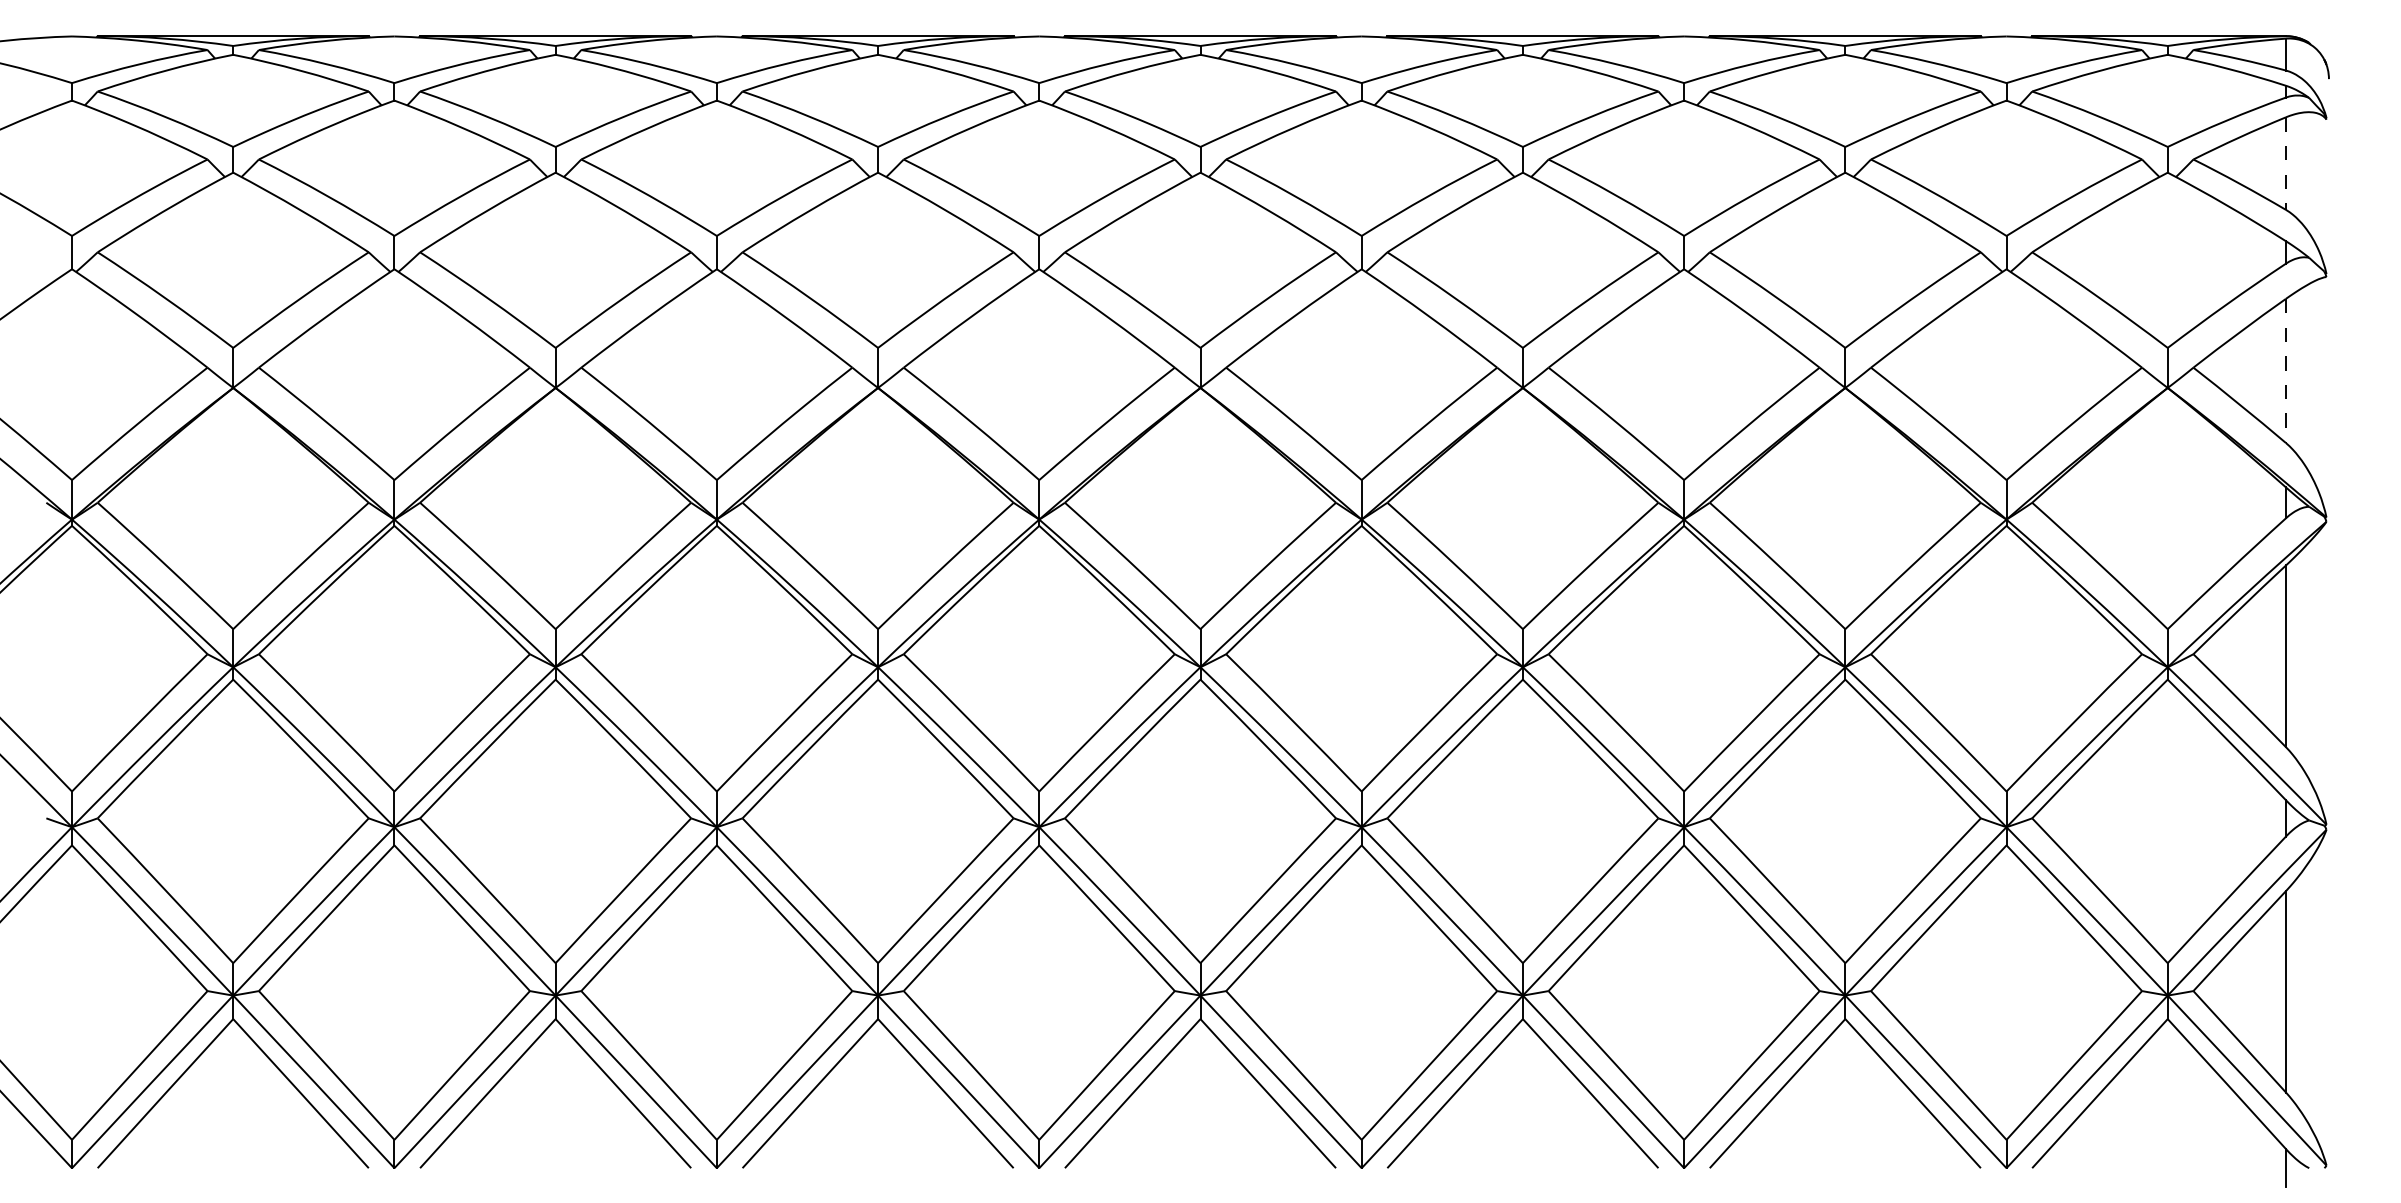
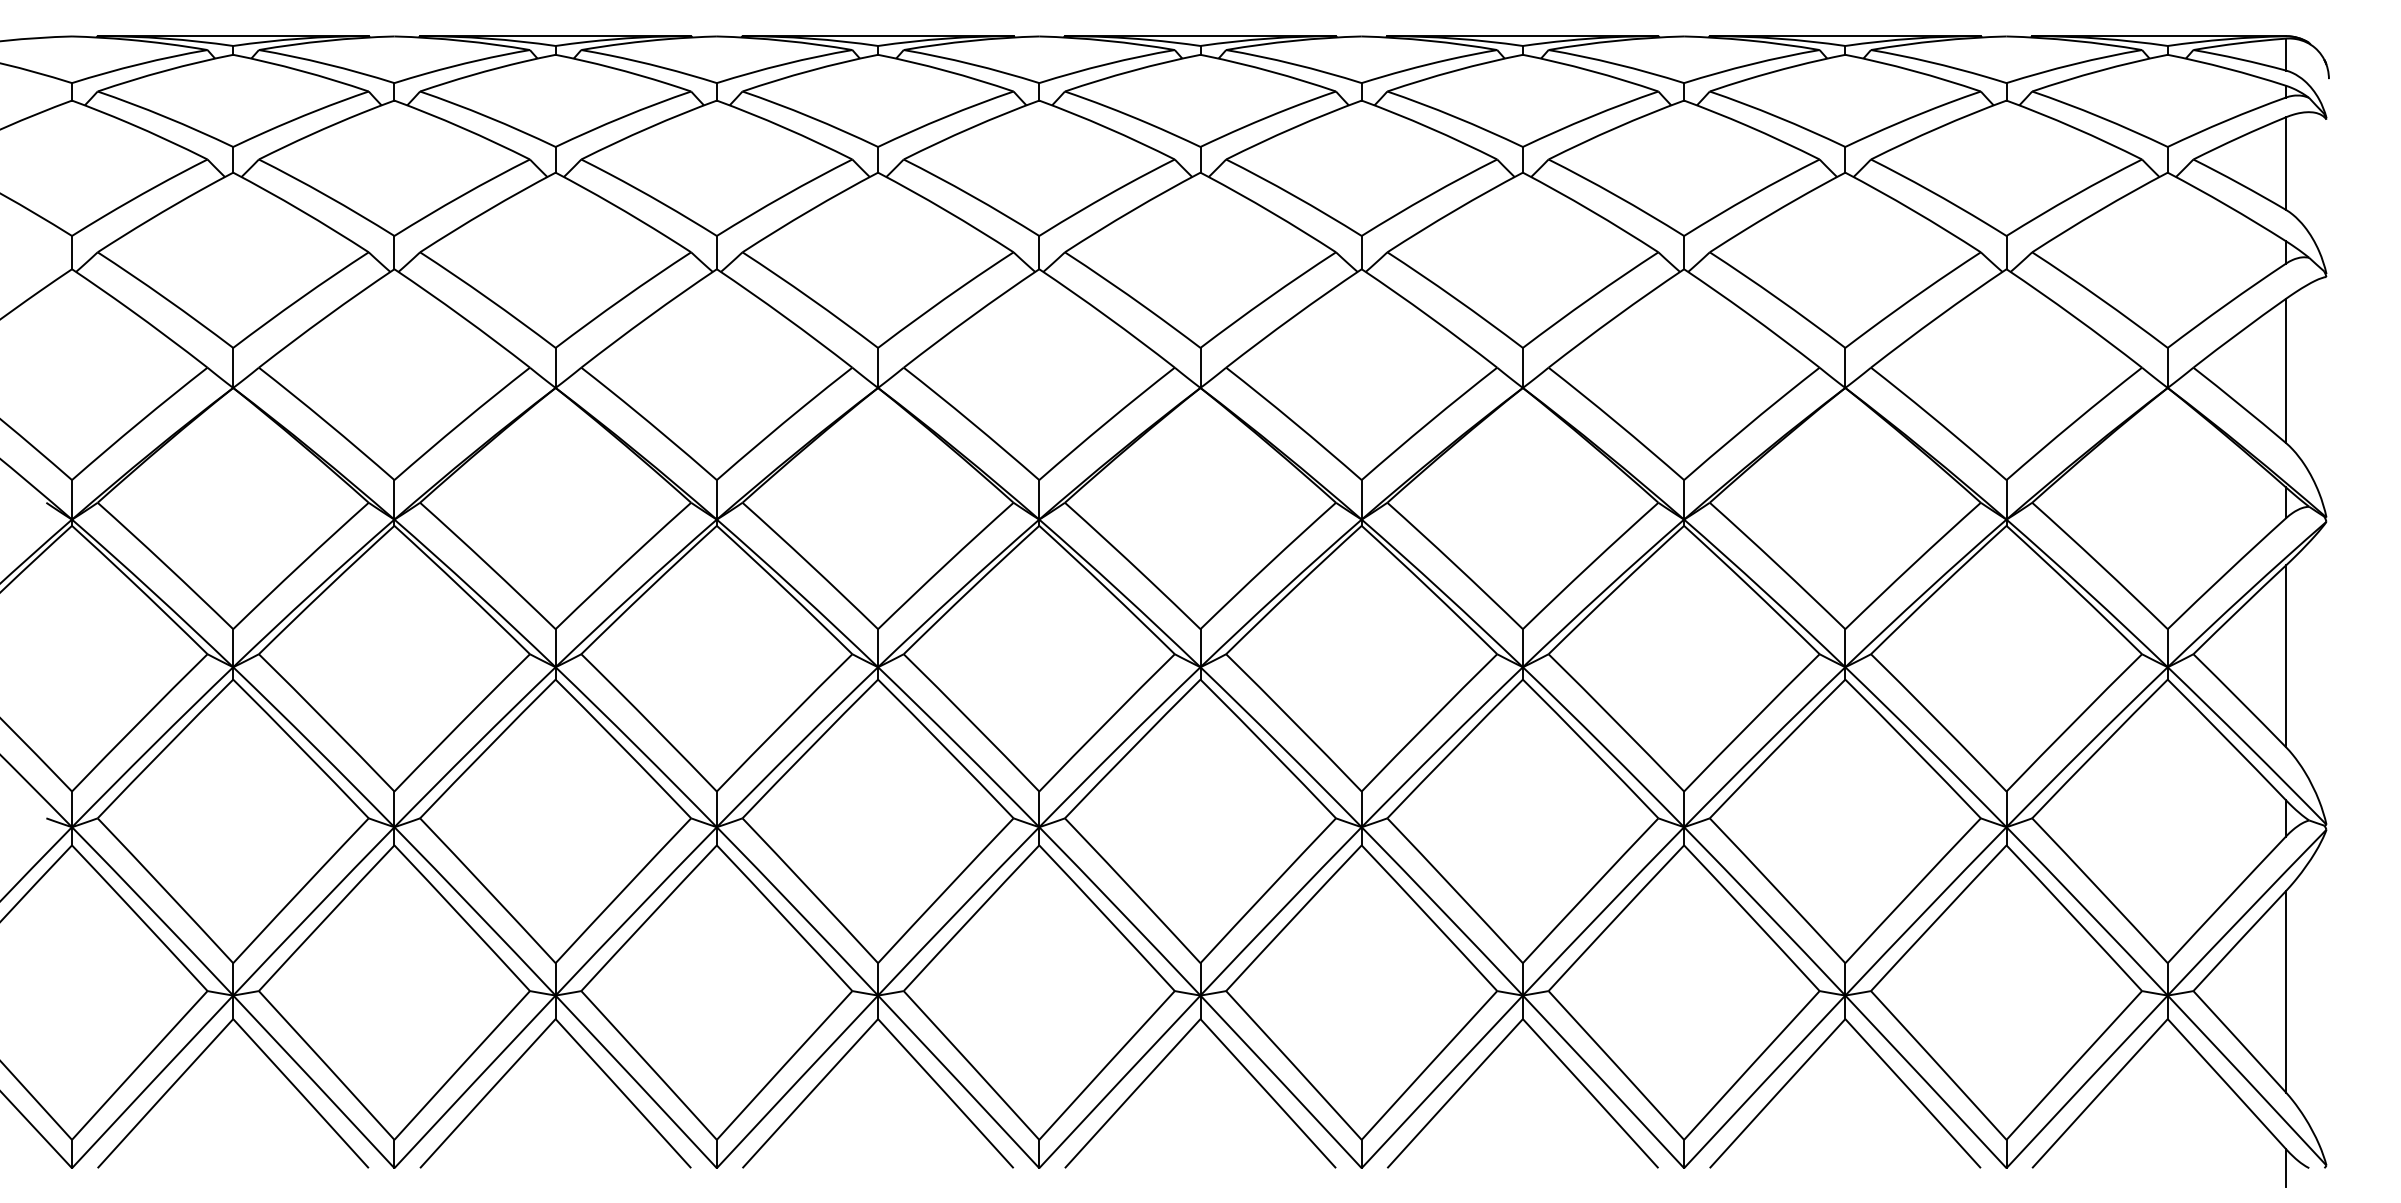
line: dashed -> solid (2285, 164)
line: dashed -> solid (2285, 371)
